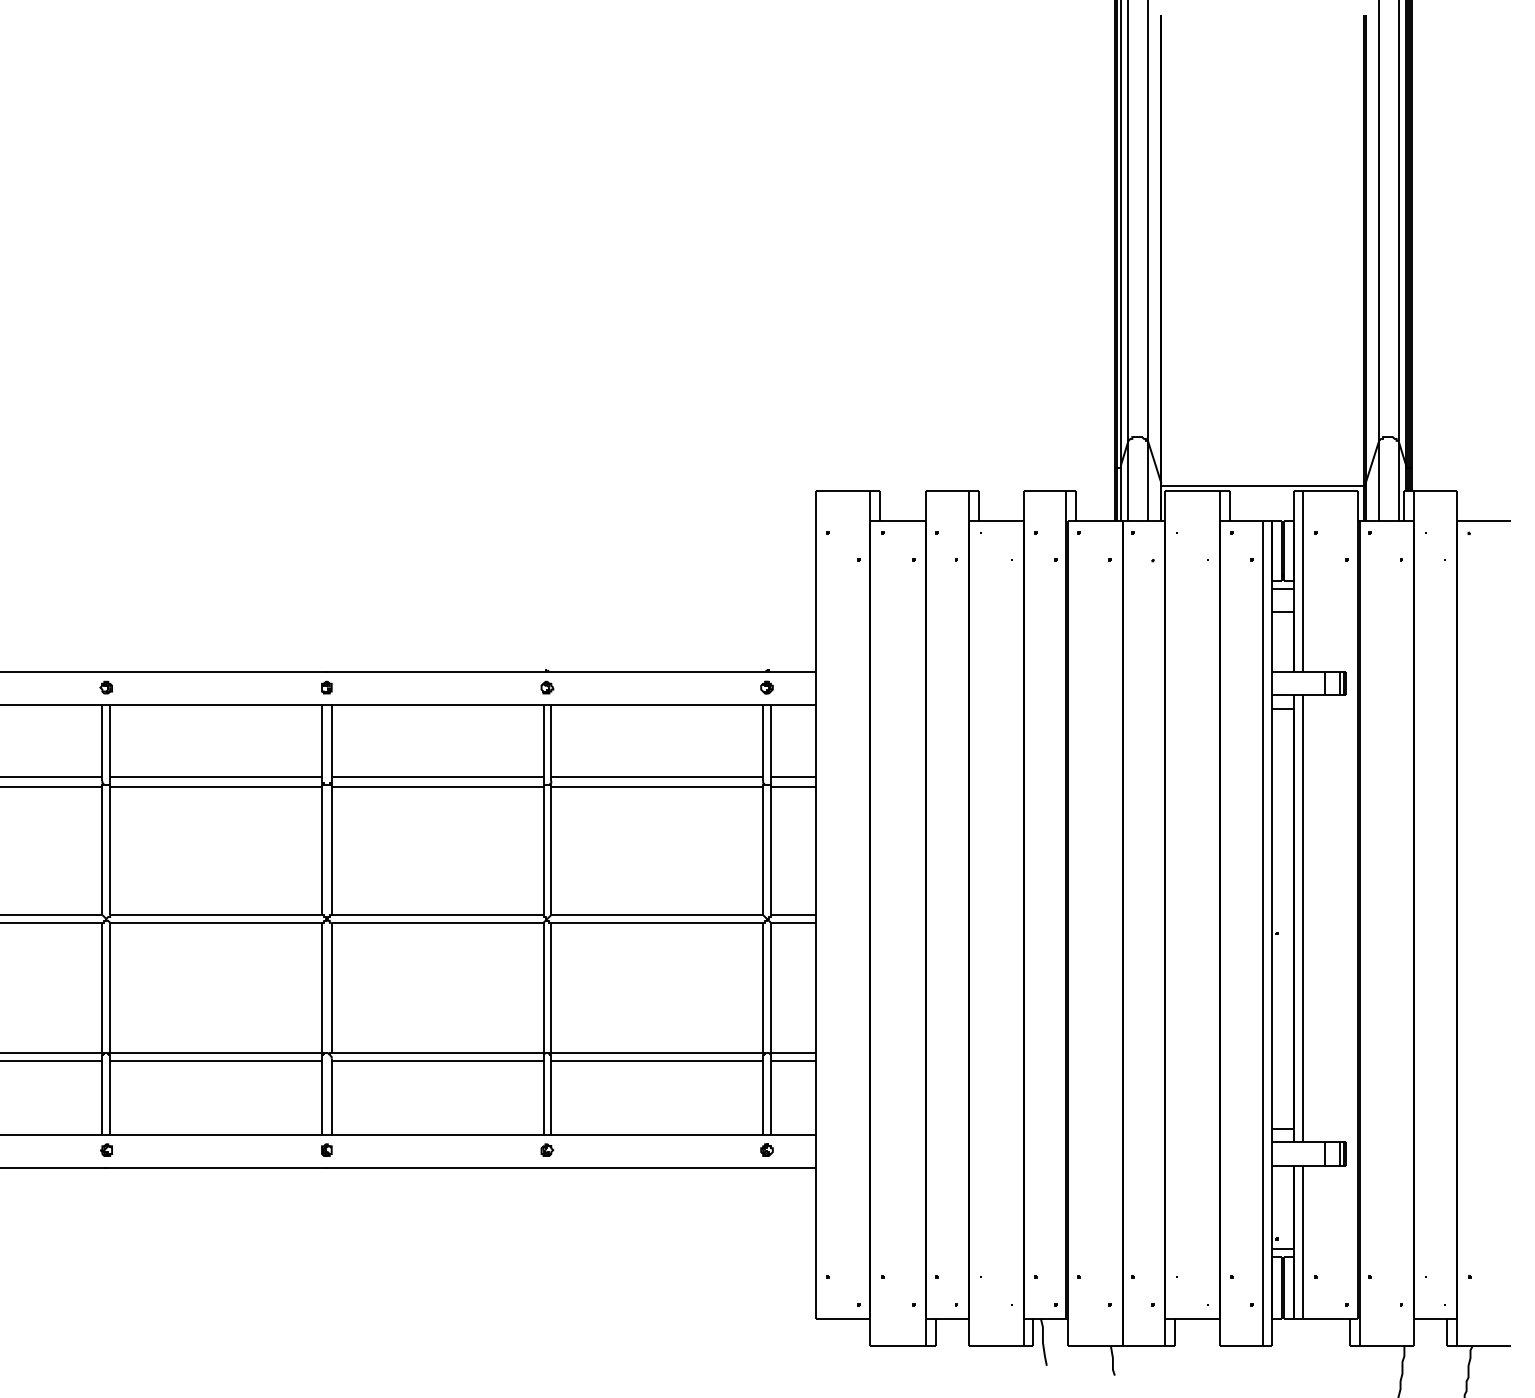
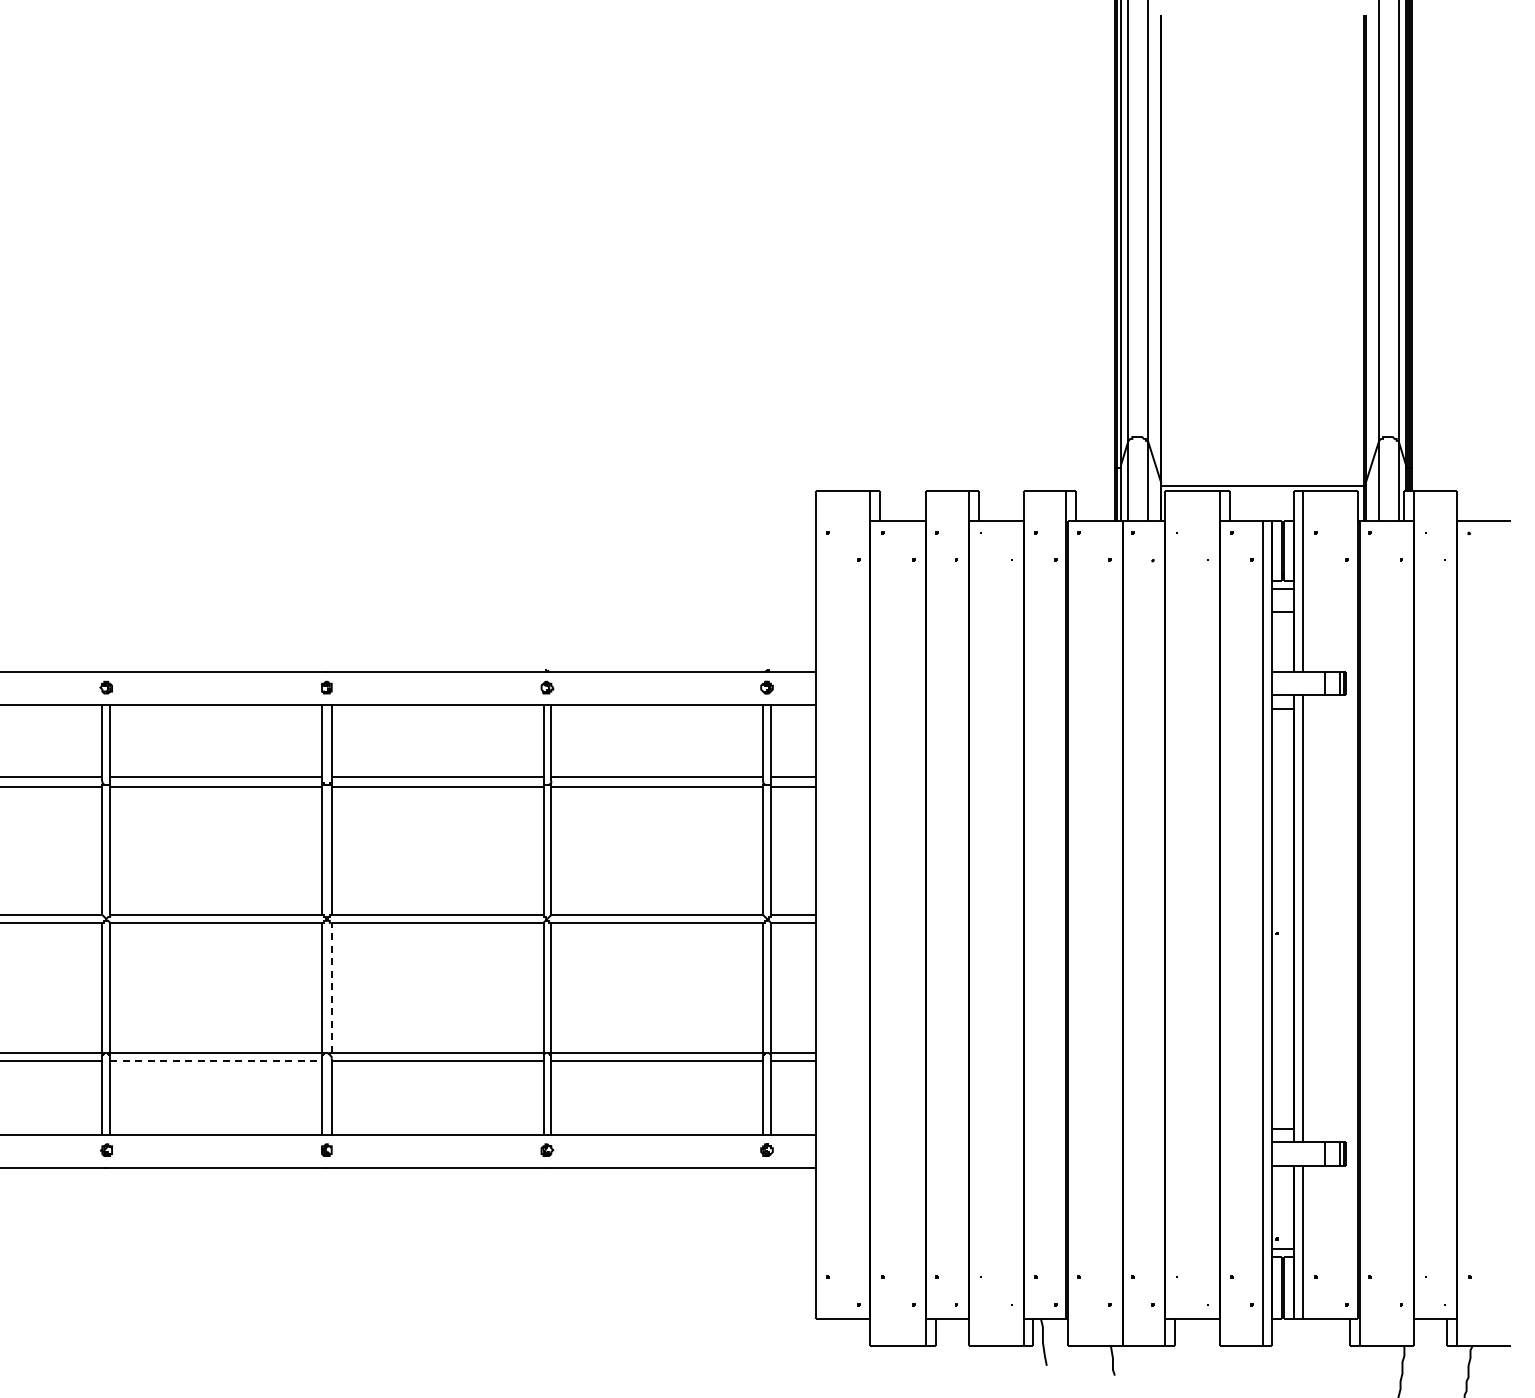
line: solid -> dashed (331, 987)
line: solid -> dashed (216, 1060)
